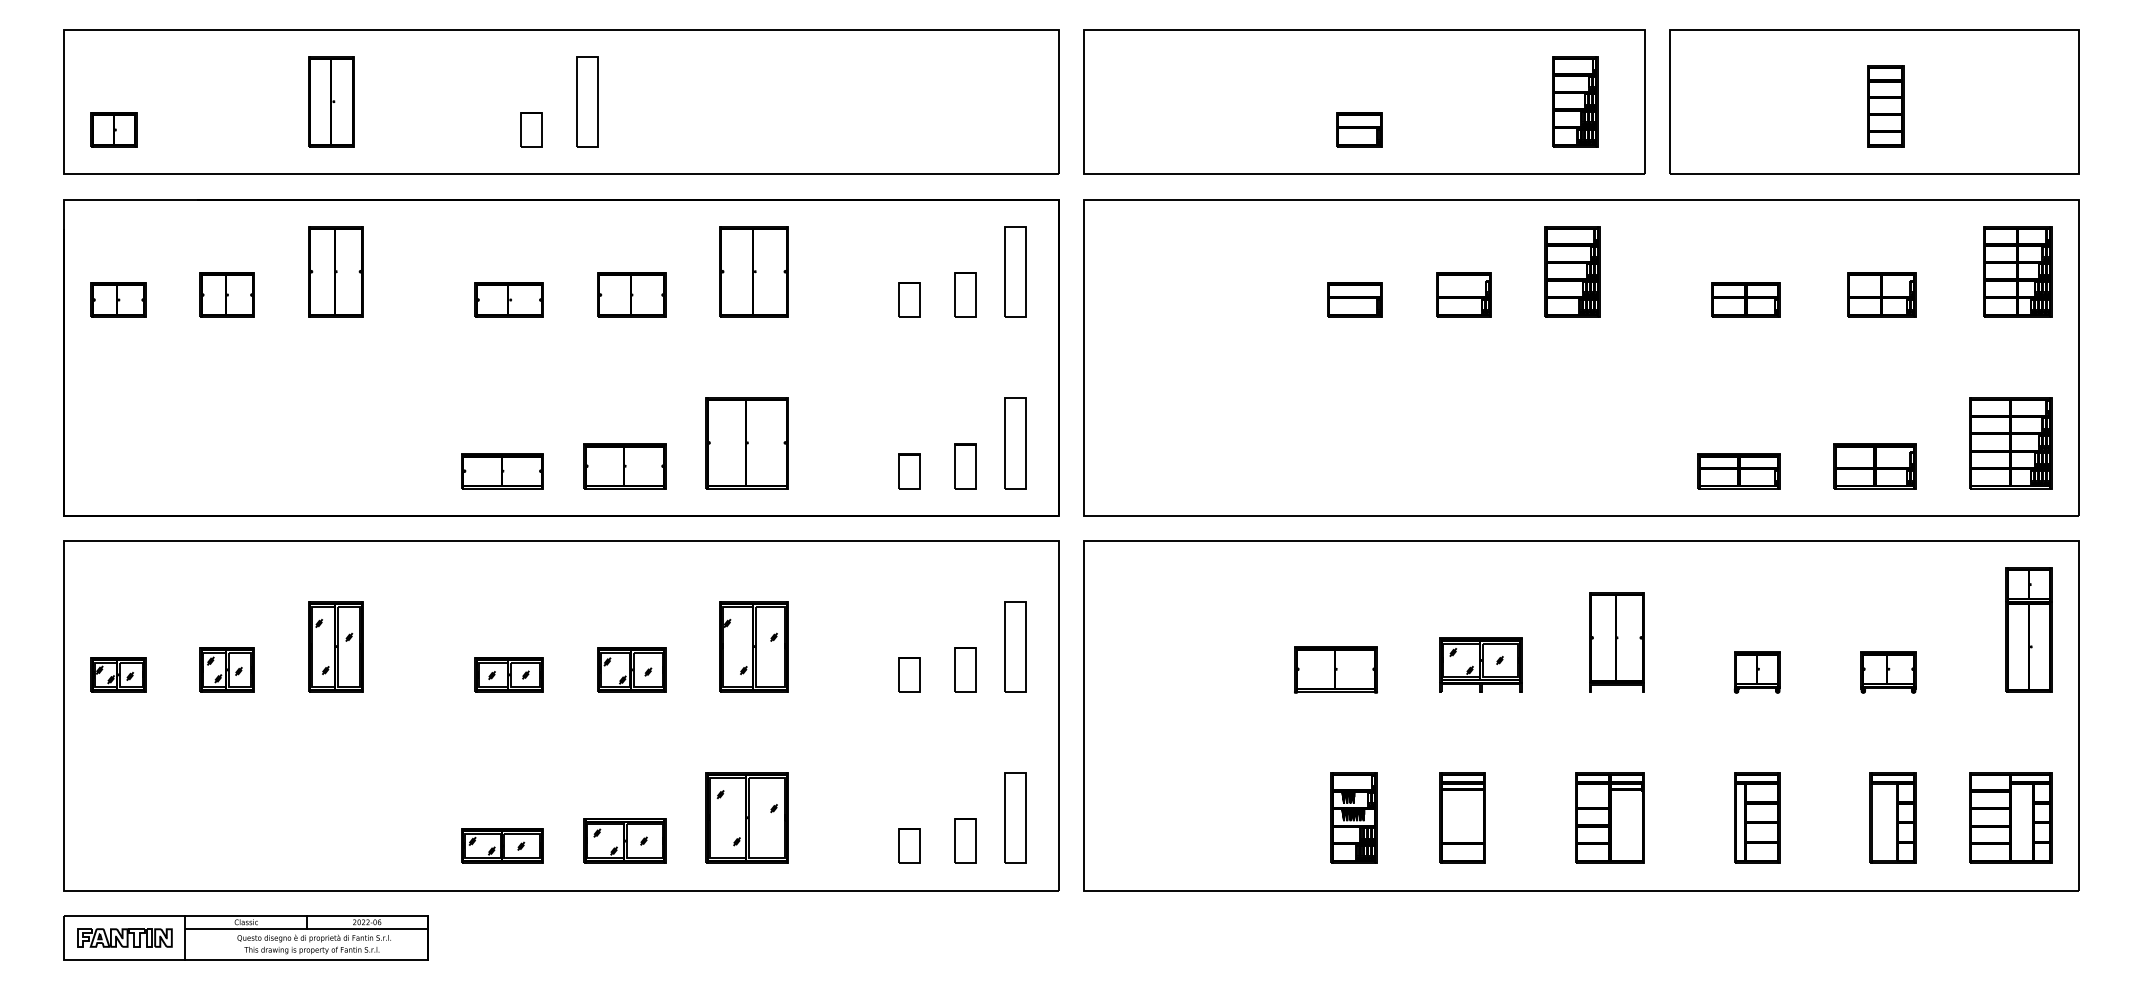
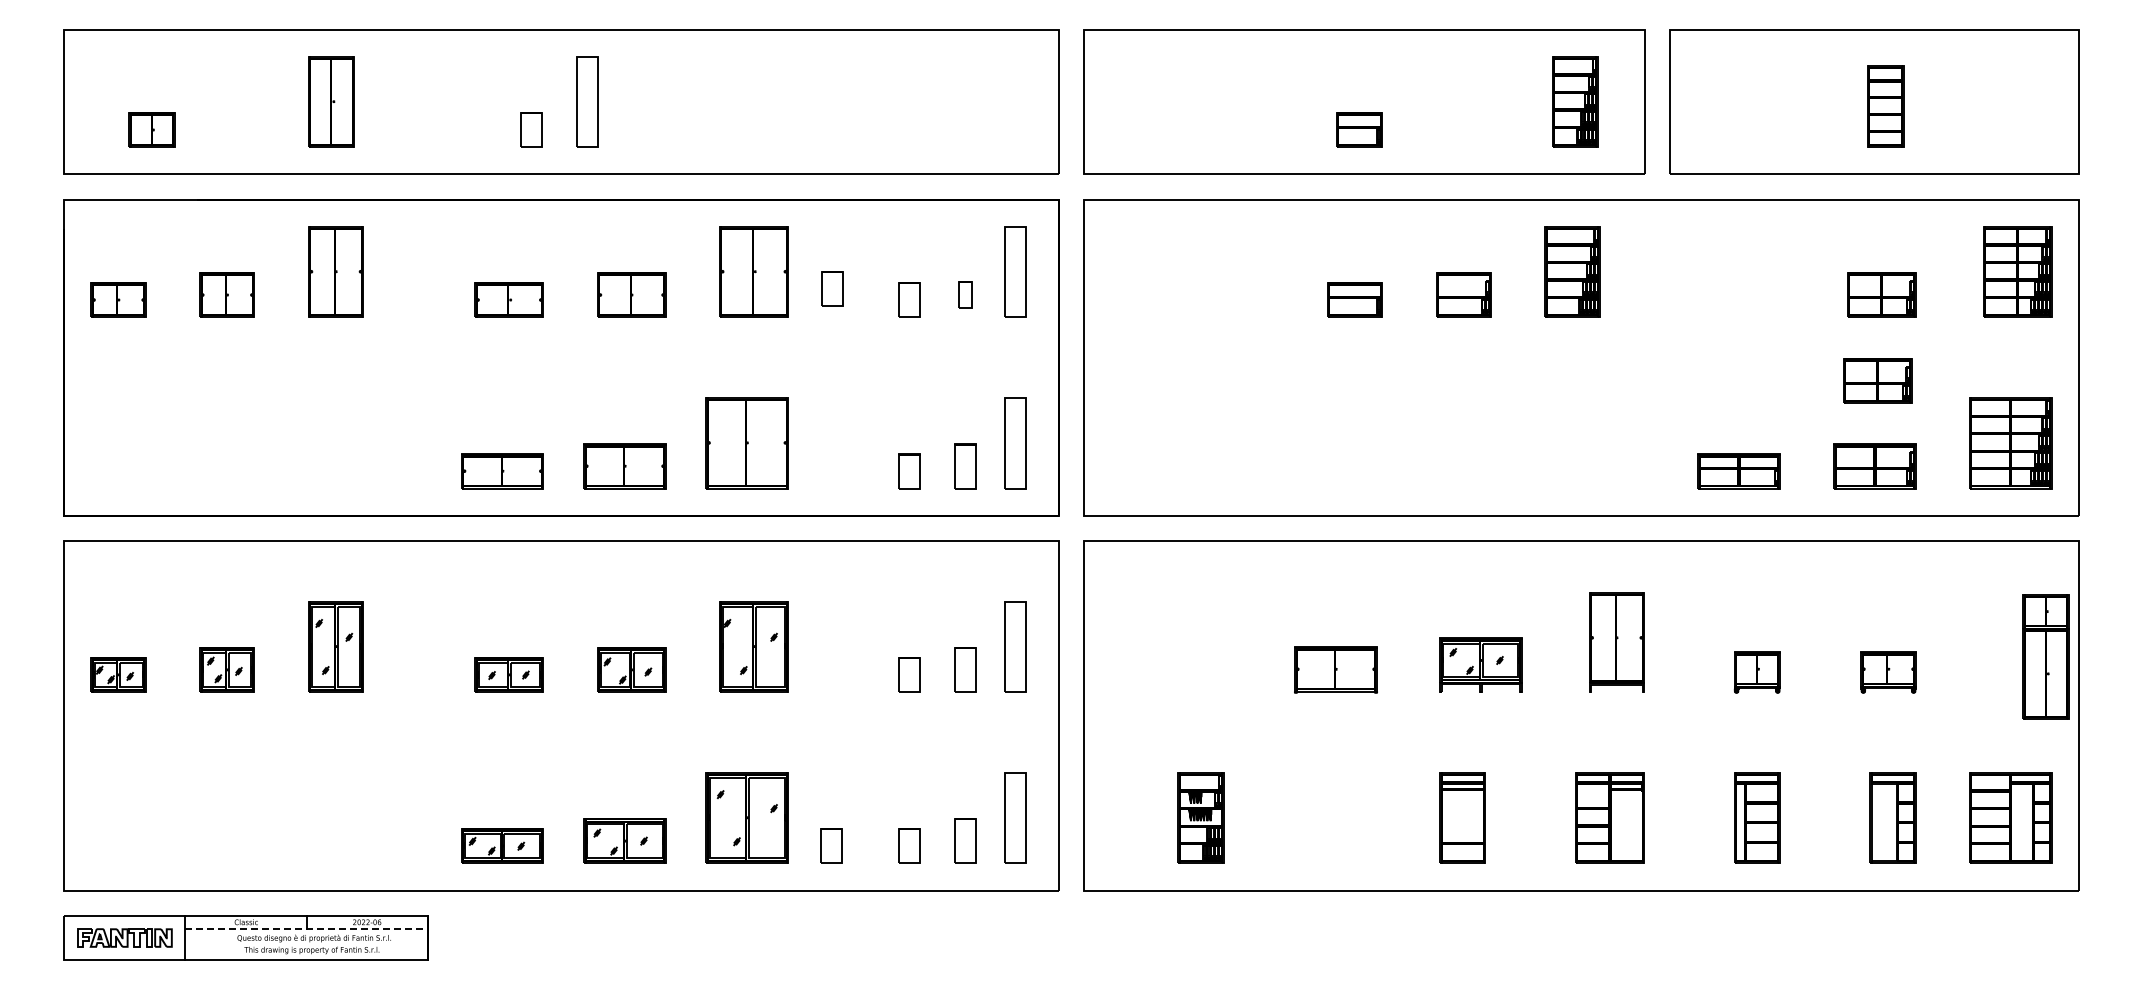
part position: (113, 129) -> (151, 129) (151, 129)
part: none -> present (832, 288)
part size: 23x46 px -> 15x28 px (965, 294)
part: present -> none (1745, 299)
part: none -> present (1877, 380)
part position: (2028, 629) -> (2045, 656) (2045, 656)
part position: (1353, 817) -> (1200, 817) (1200, 817)
part: none -> present (831, 845)
line: solid -> dashed (307, 929)
